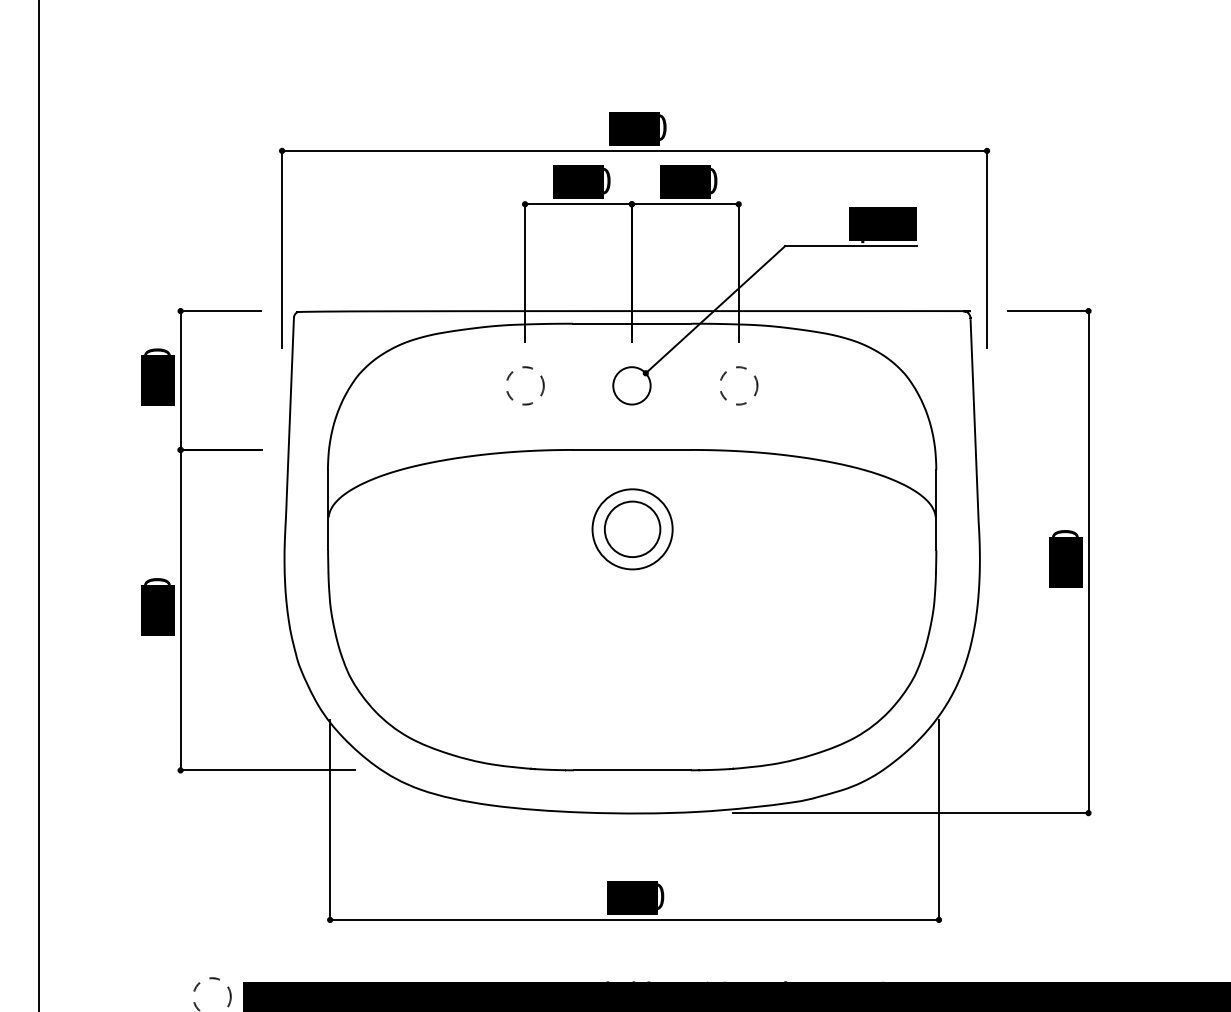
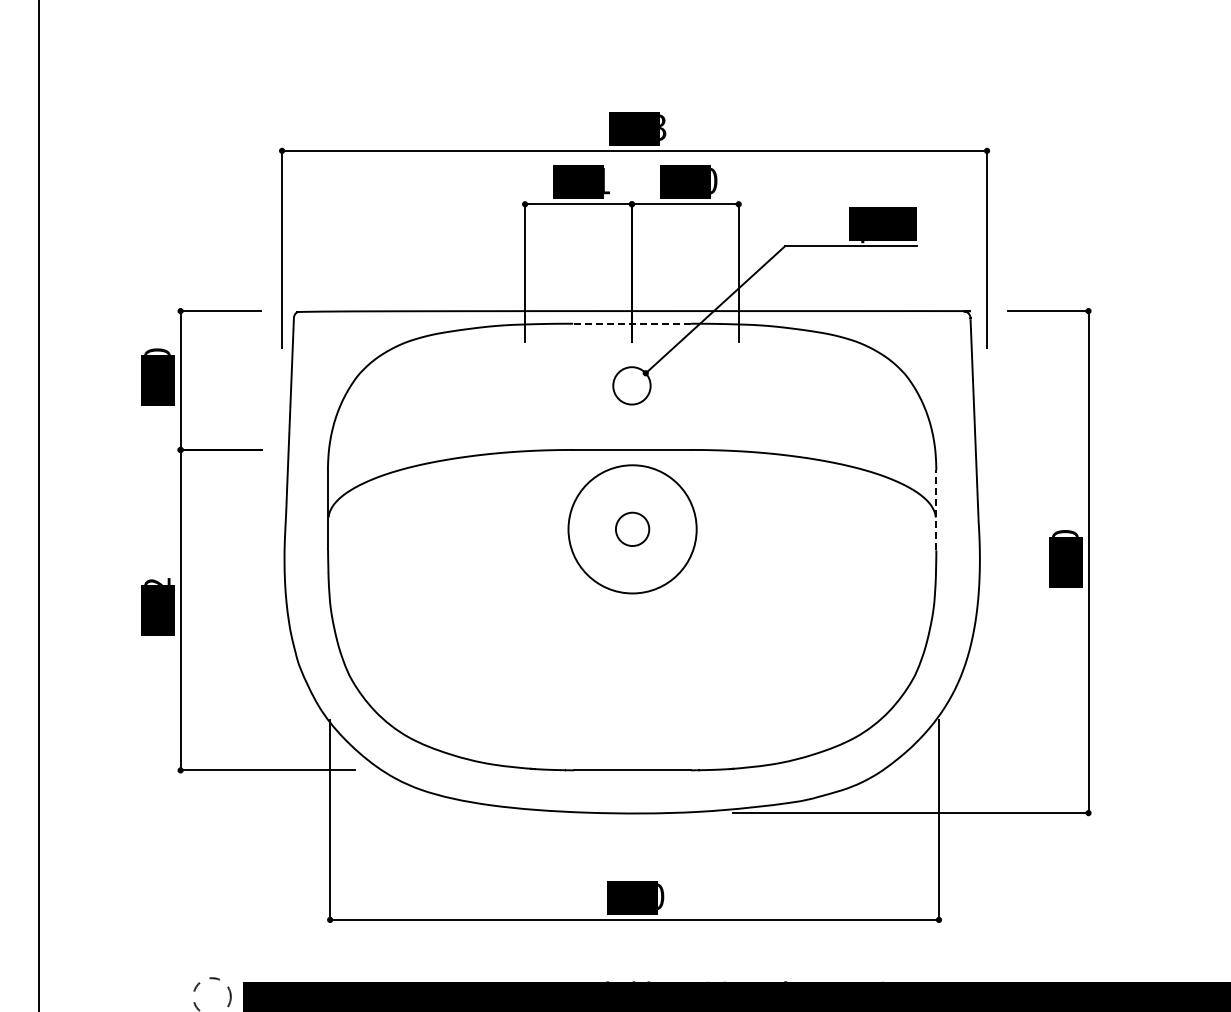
text: 660 -> 783 (663, 127)
text: 100 -> 101 (607, 181)
line: solid -> dashed (631, 323)
circle: present -> none (525, 385)
circle: present -> none (739, 385)
line: solid -> dashed (936, 509)
circle diameter: 56 px -> 33 px (632, 529)
circle diameter: 80 px -> 128 px (632, 529)
text: 300 -> 212 (157, 581)
